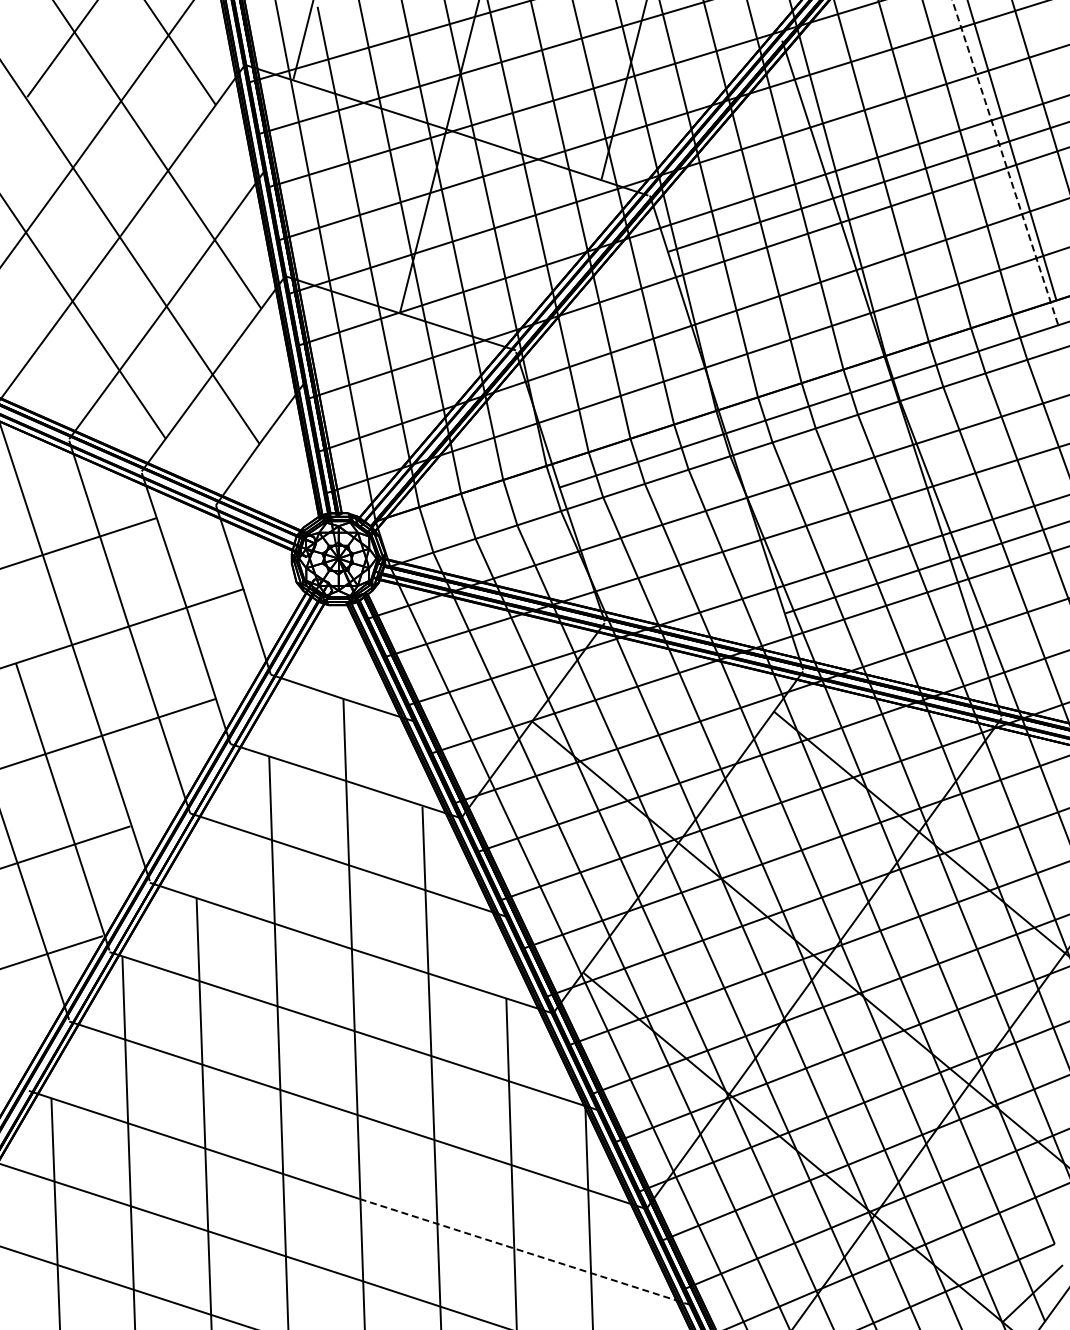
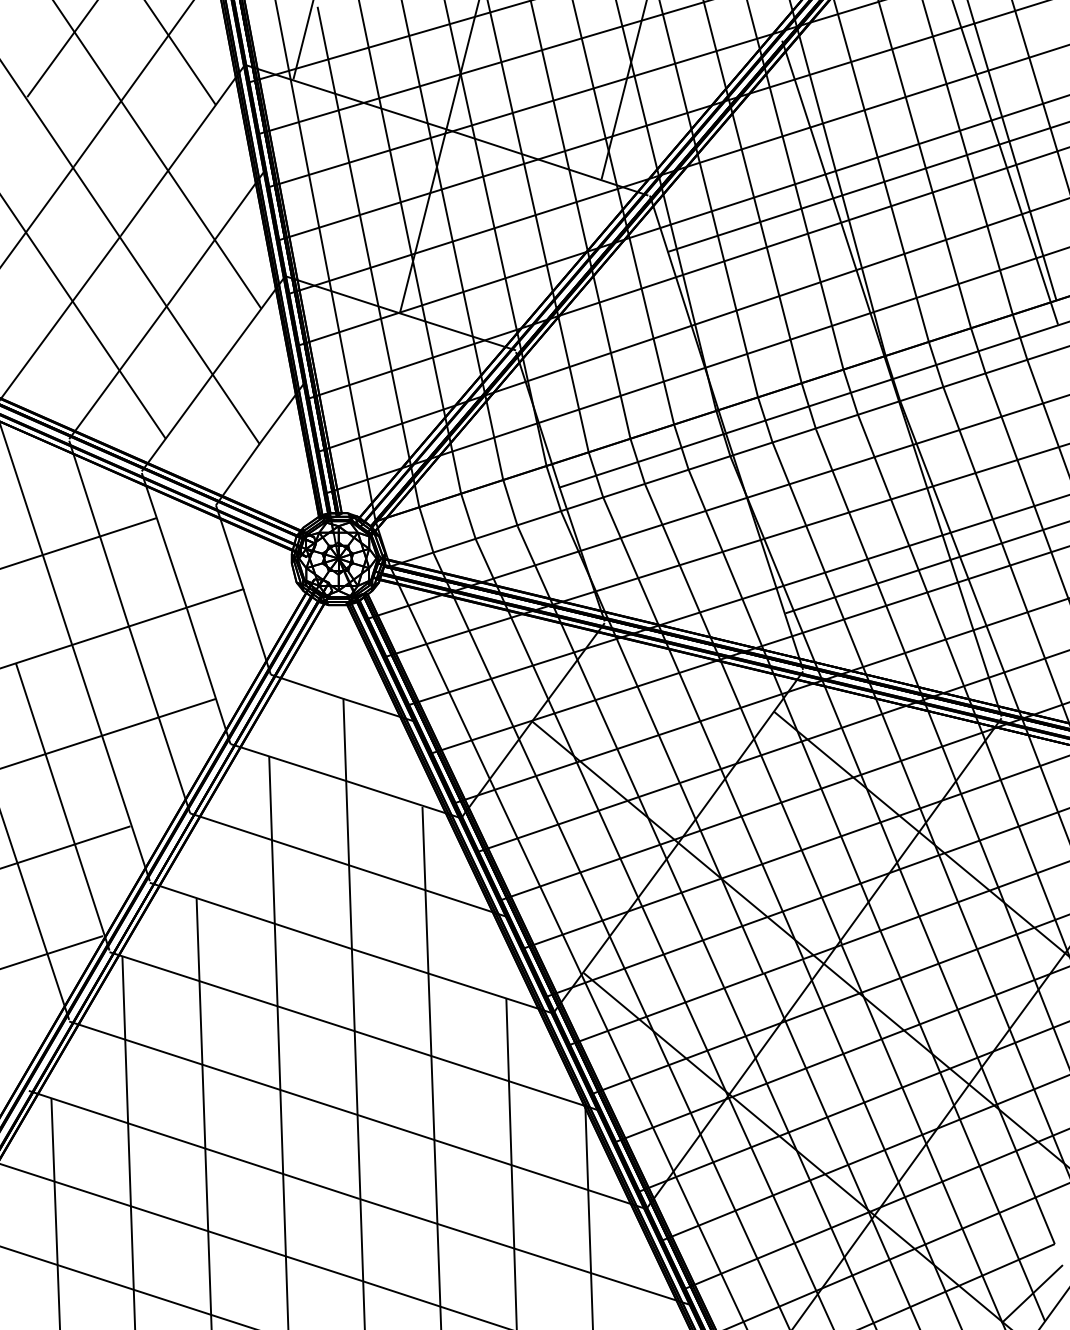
line: dashed -> solid (1005, 162)
line: dashed -> solid (526, 1252)
